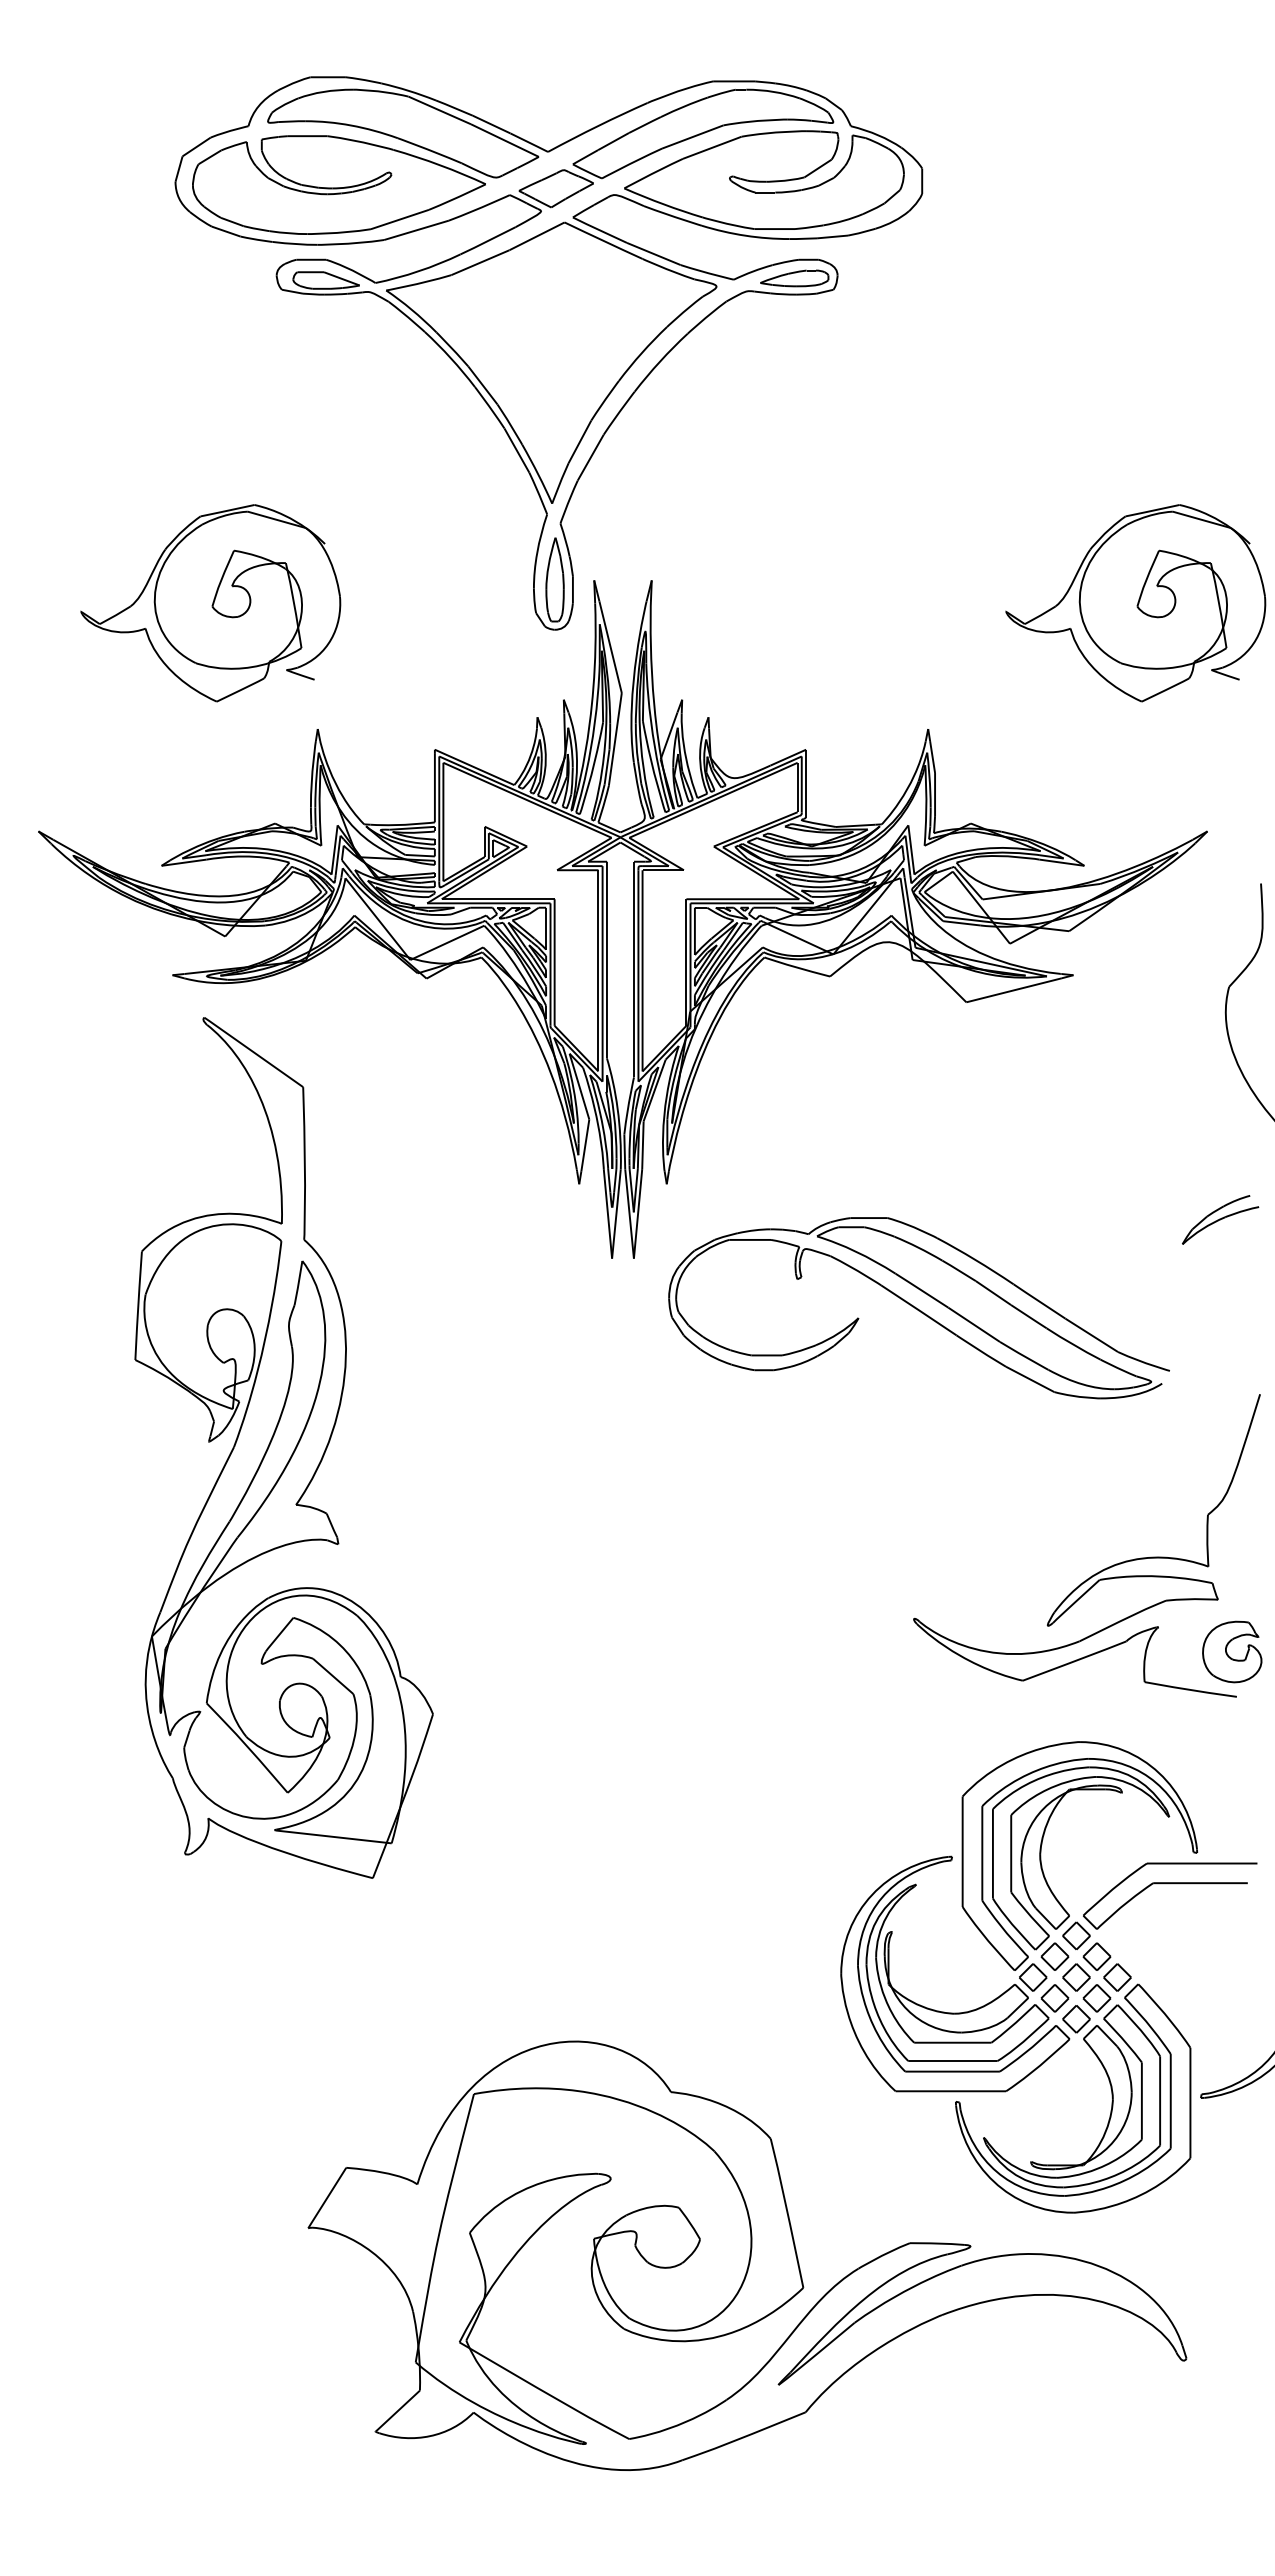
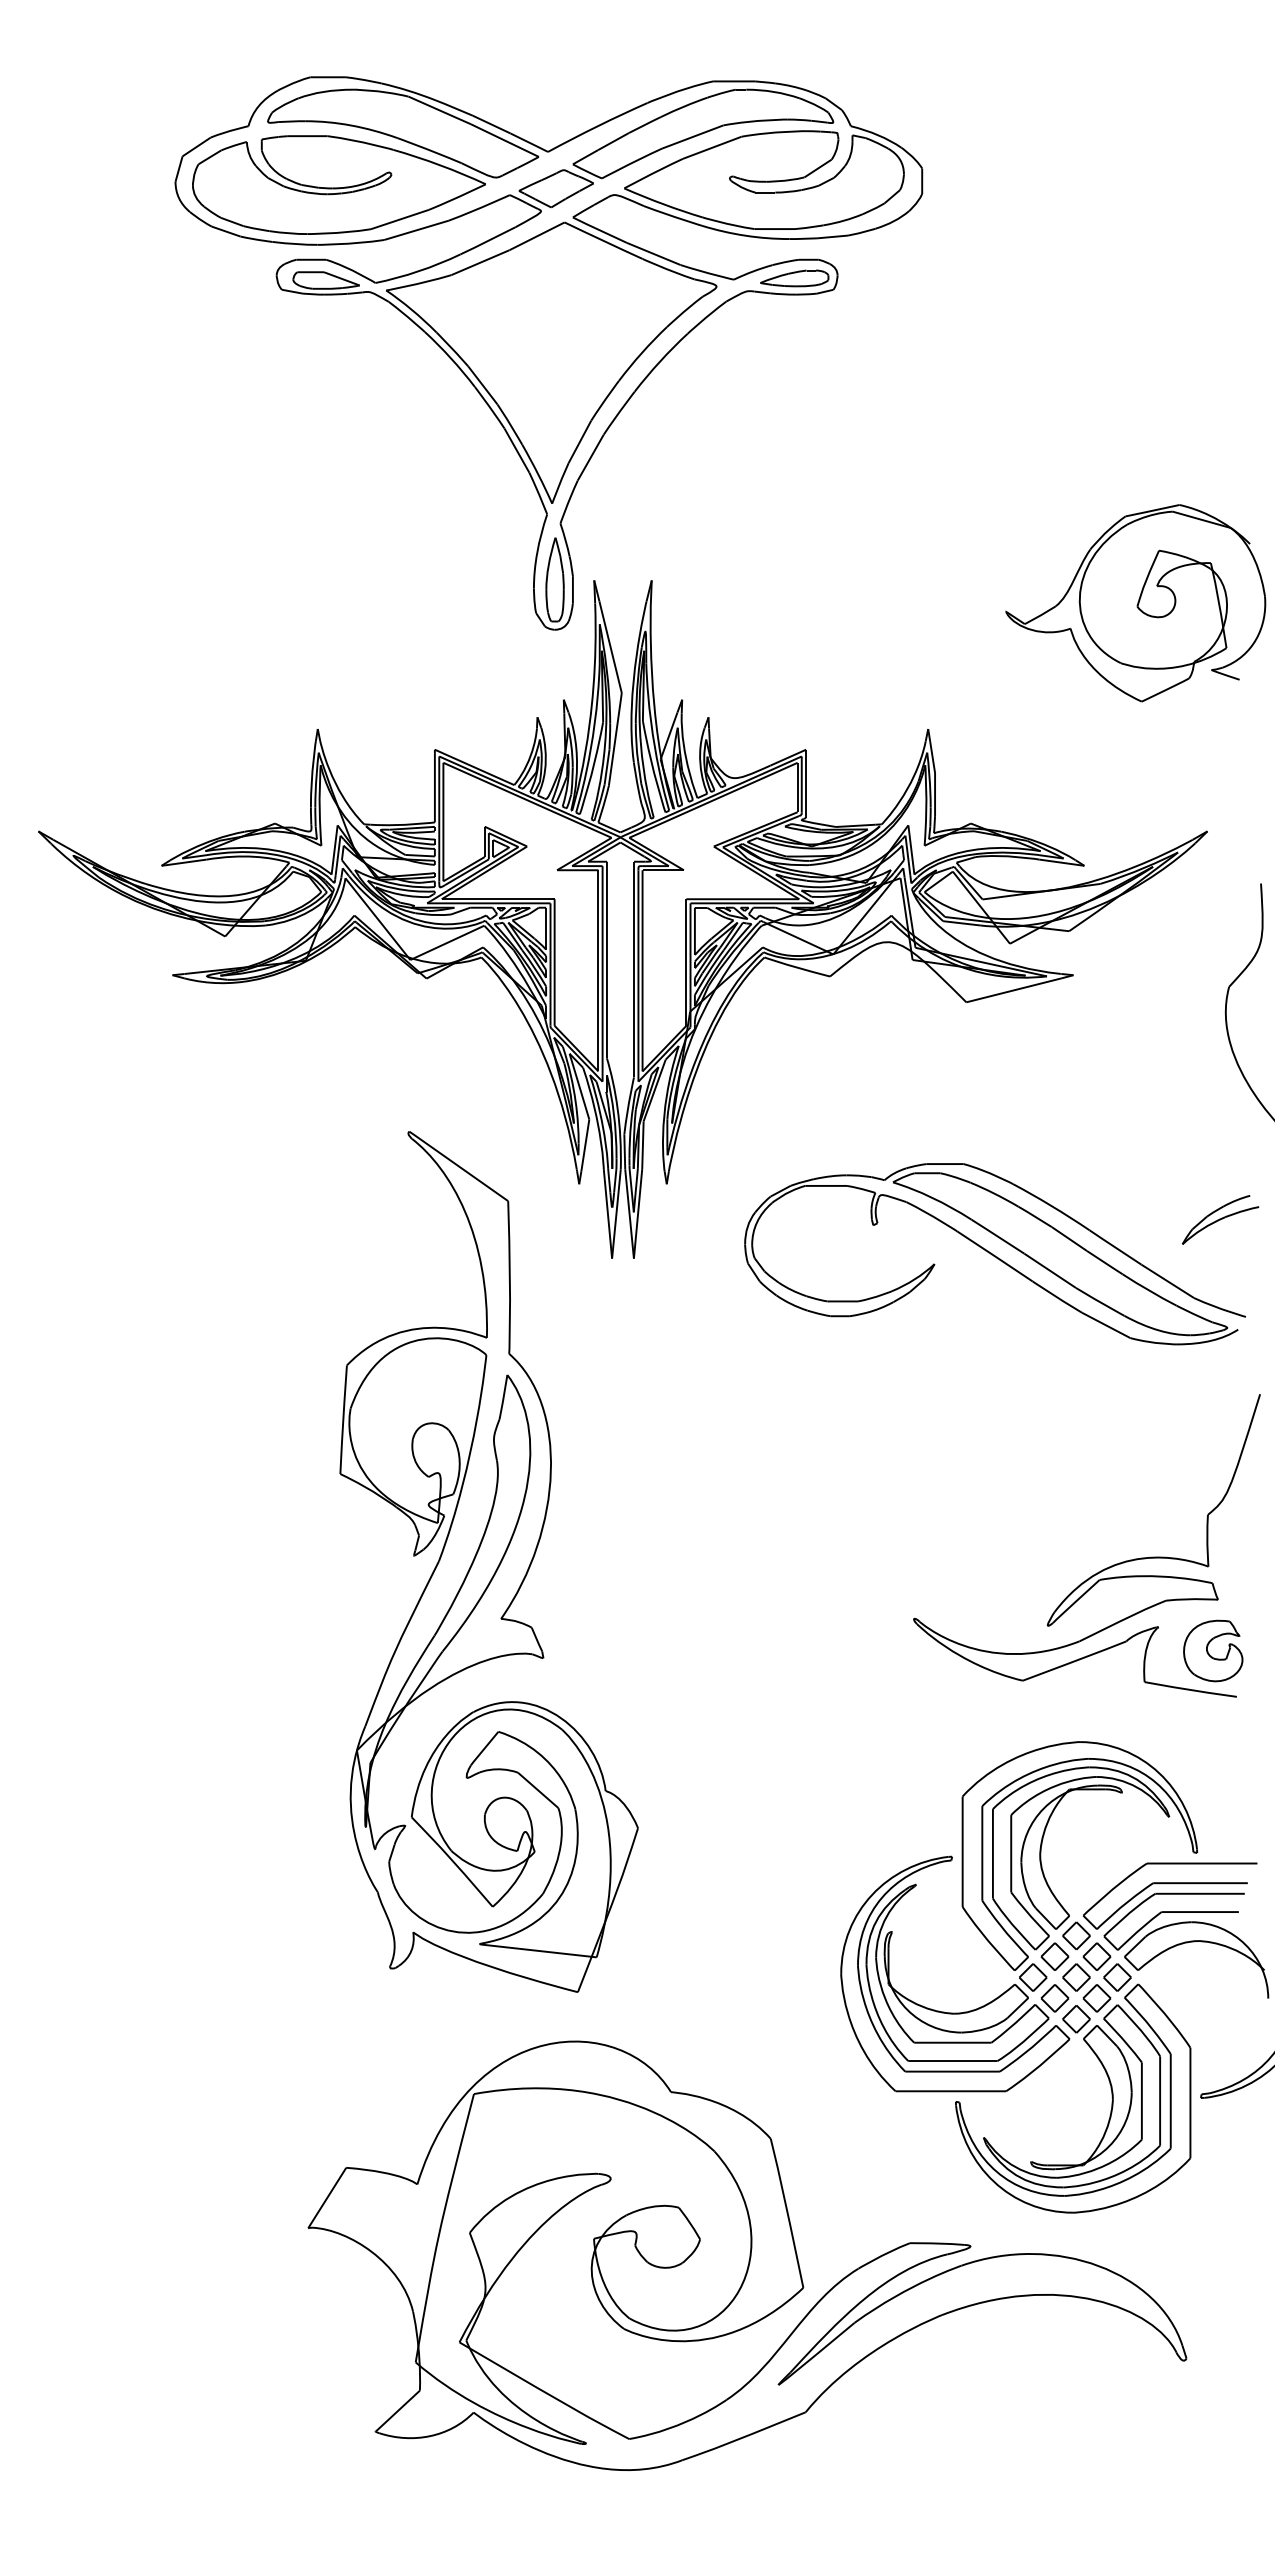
part: present -> none (210, 603)
part position: (918, 1308) -> (994, 1254) (994, 1254)
part position: (283, 1447) -> (488, 1561) (488, 1561)
part position: (1232, 1651) -> (1213, 1650) (1213, 1650)
part: none -> present (1186, 1945)
